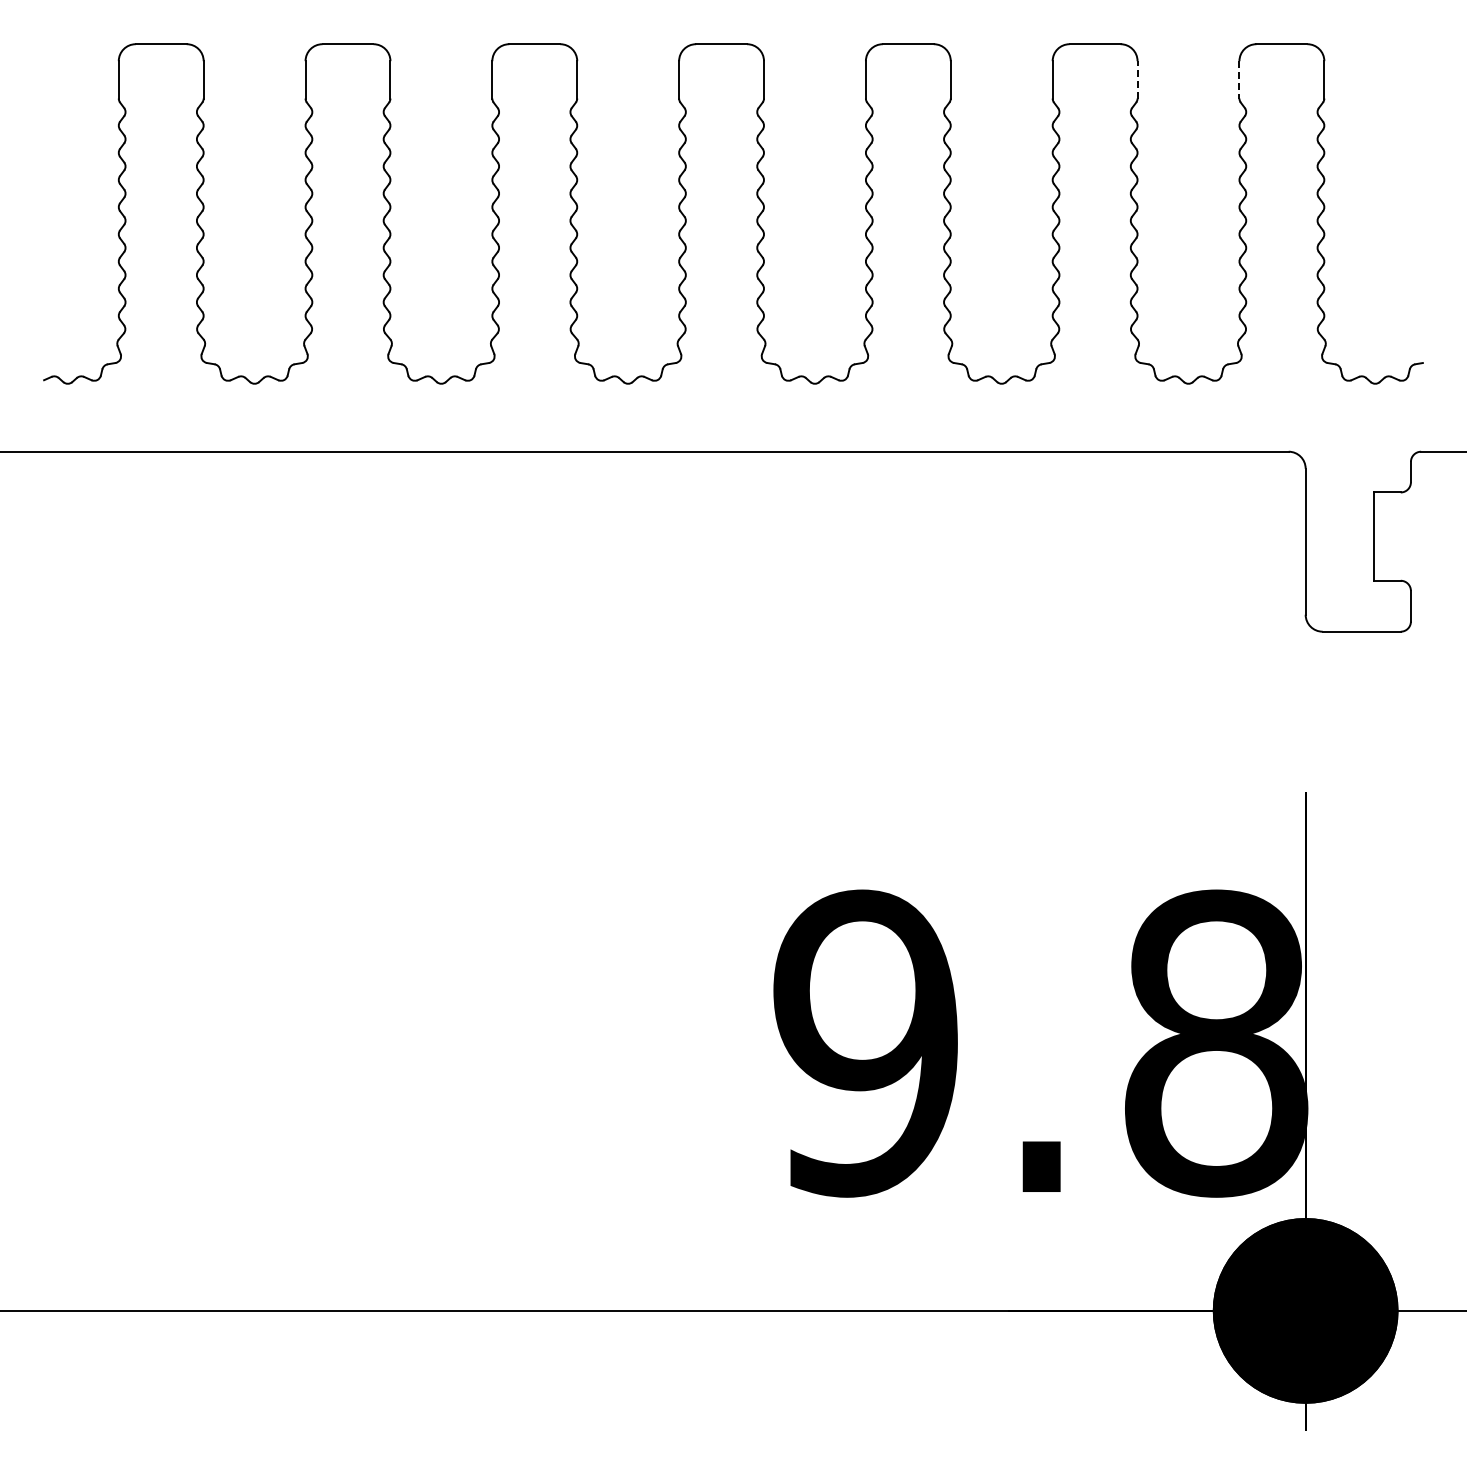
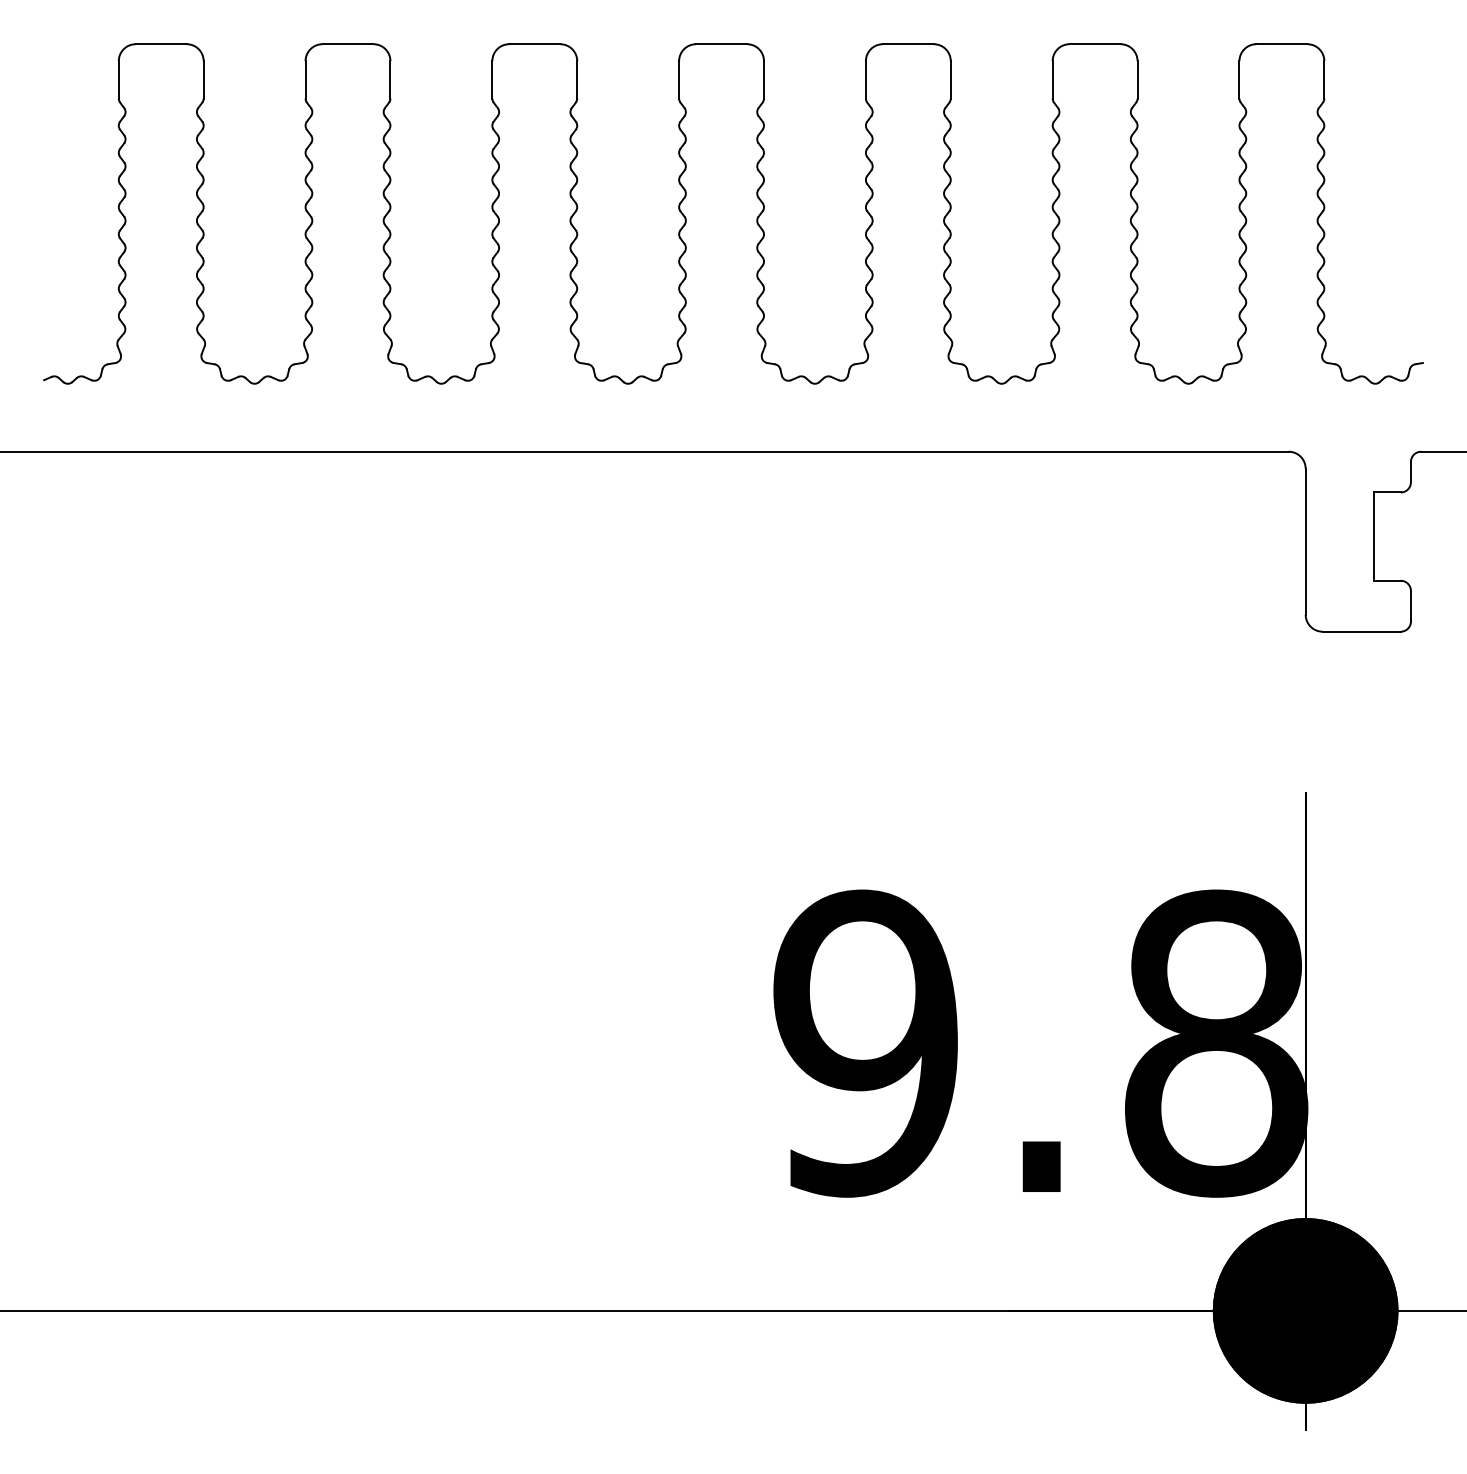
line: dashed -> solid (1137, 79)
line: dashed -> solid (1239, 79)
